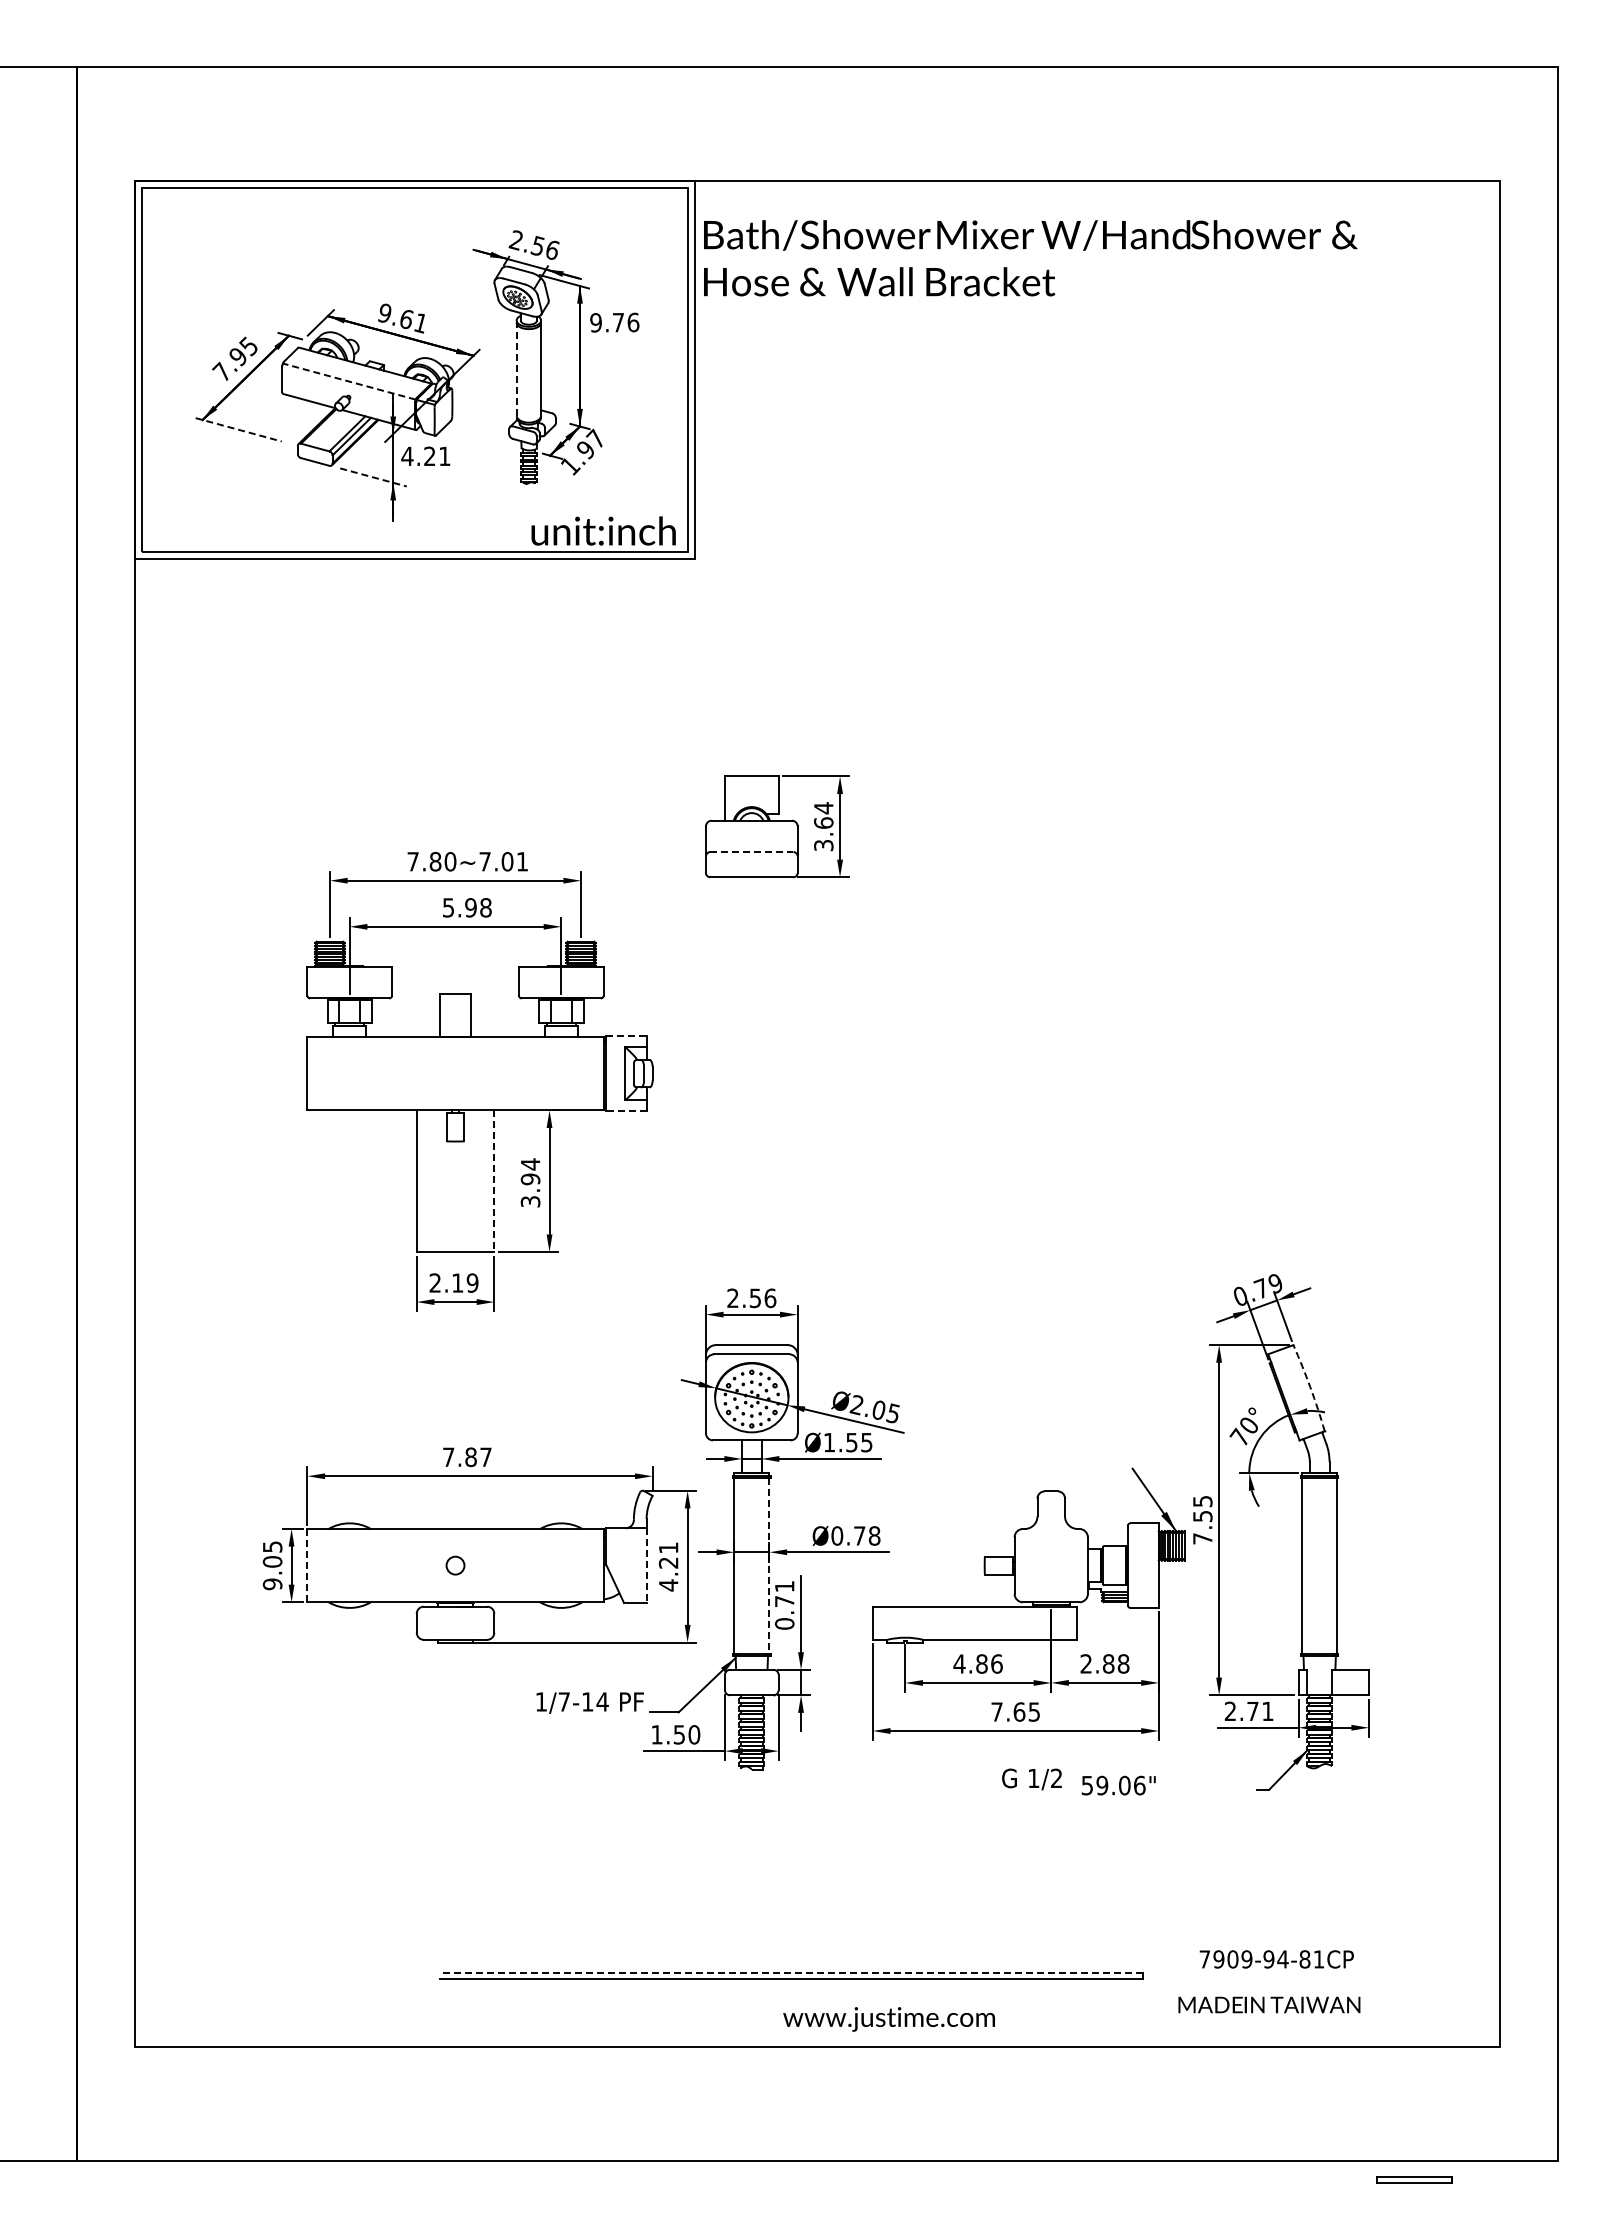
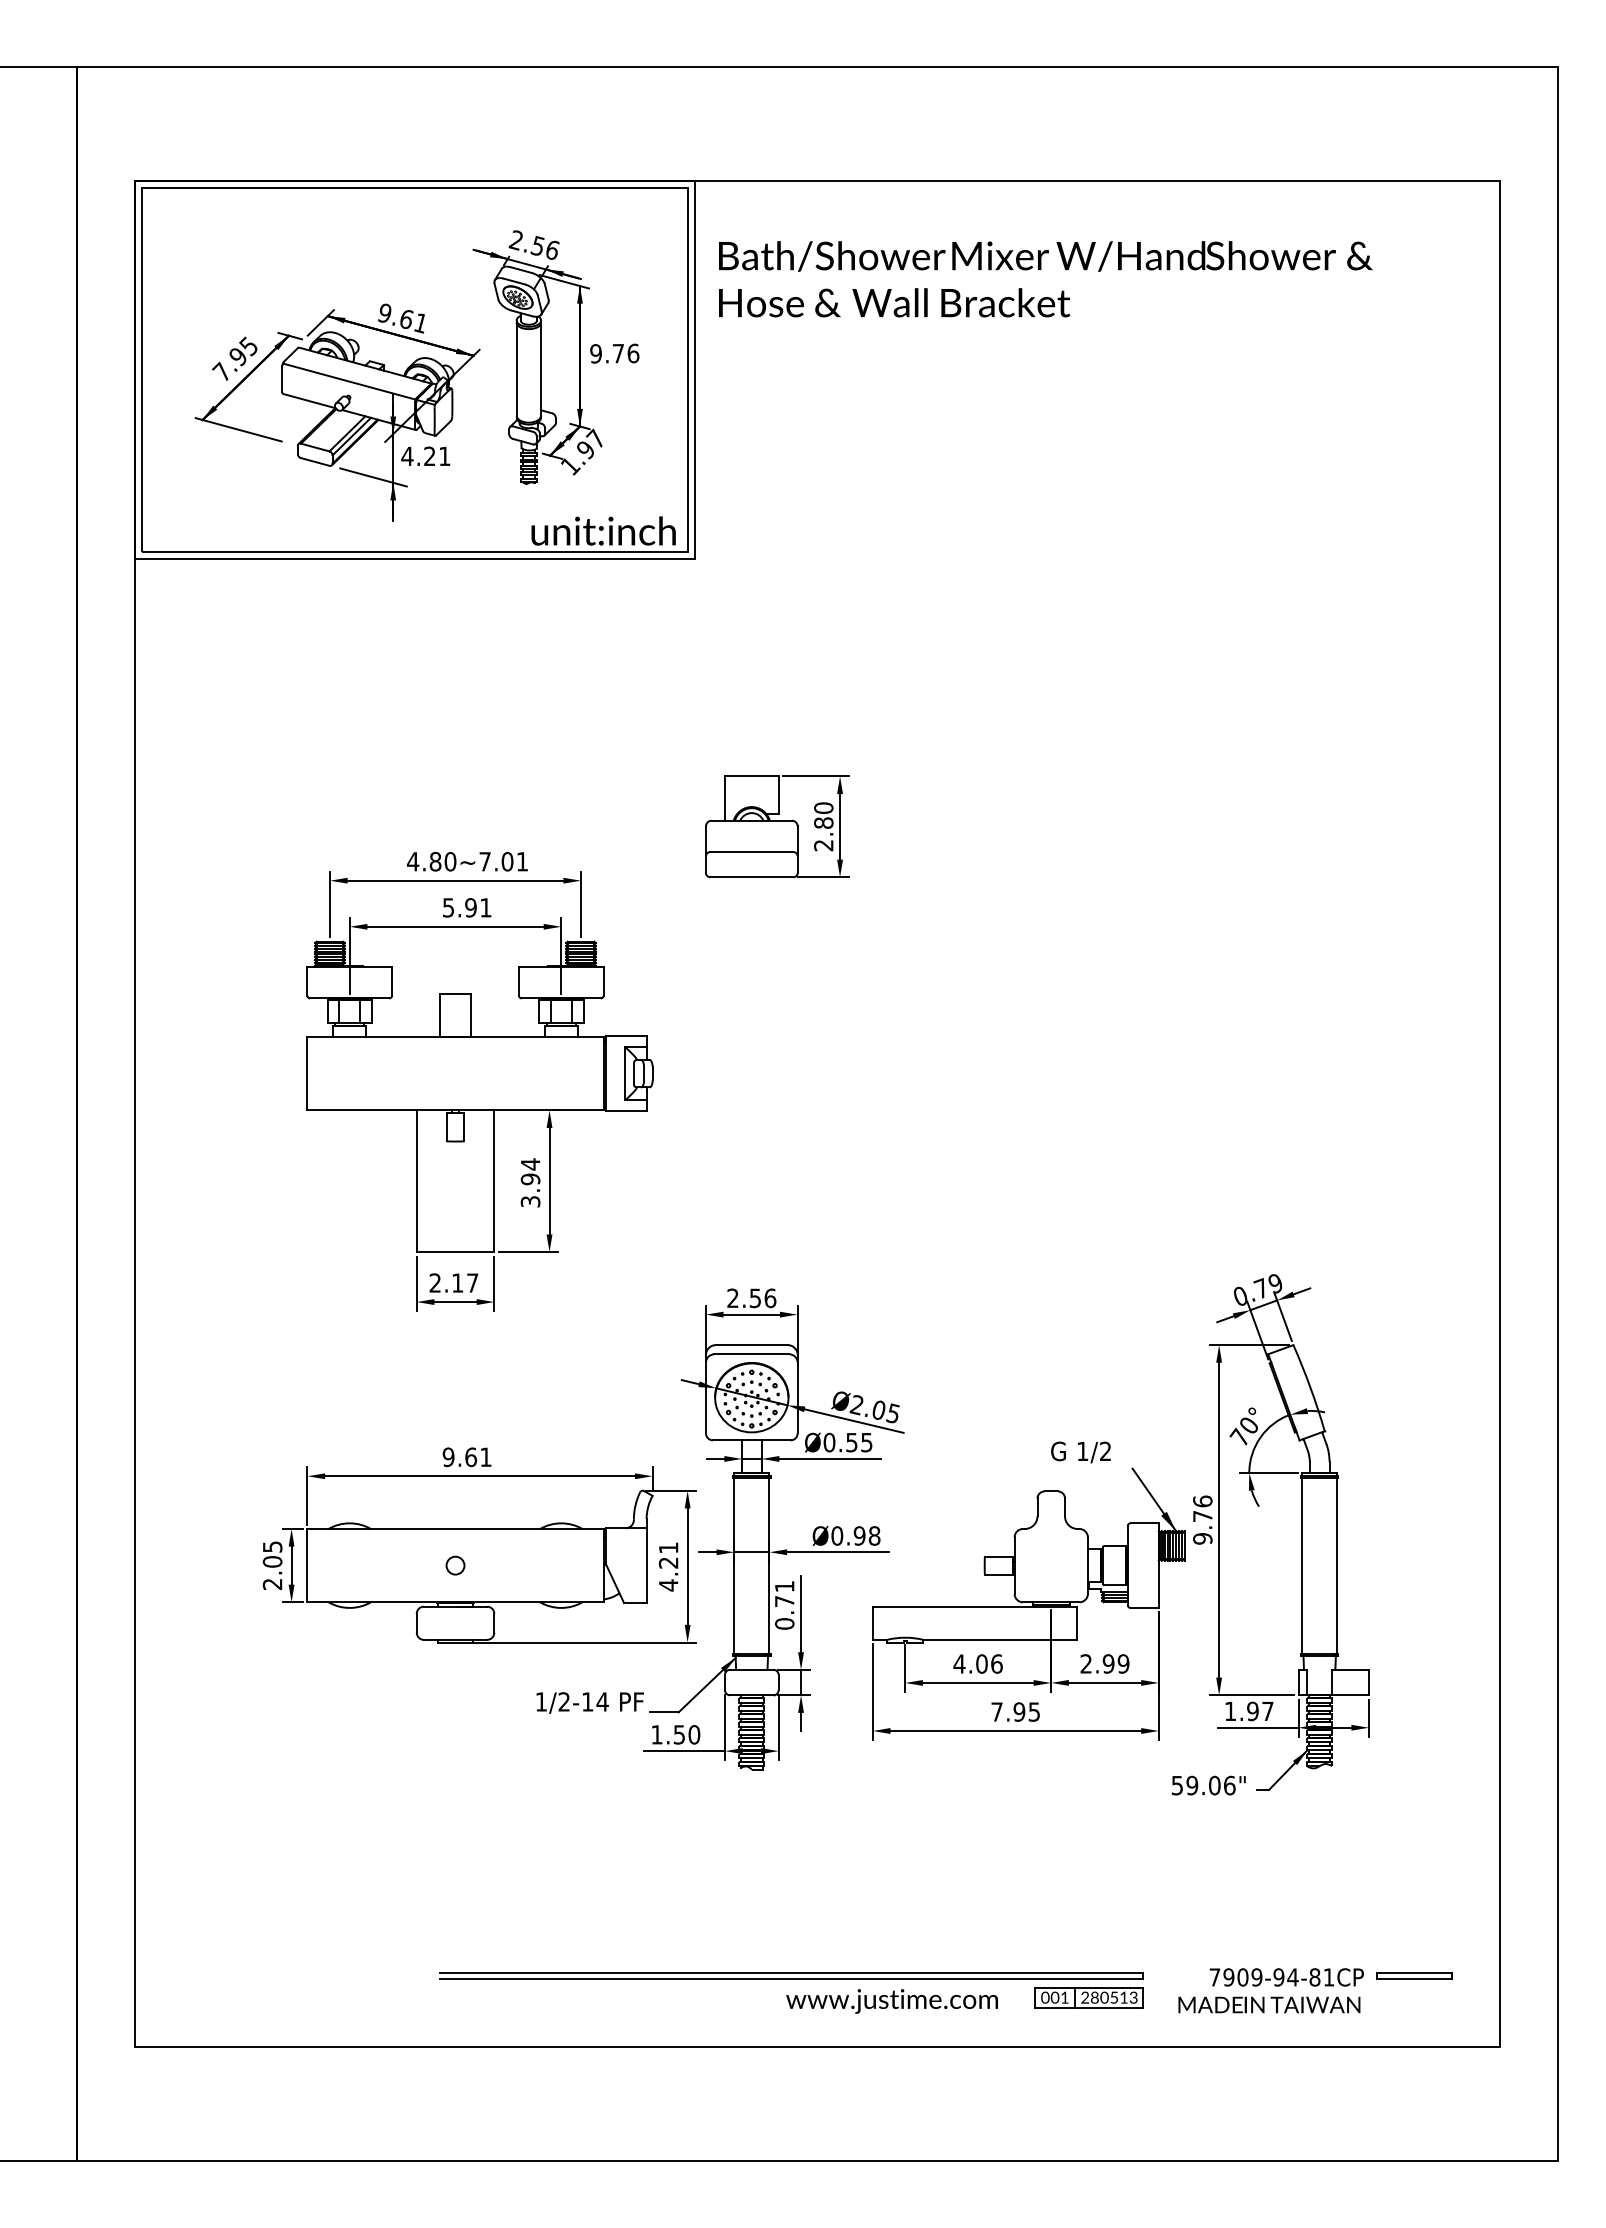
text position: (1030, 258) -> (1045, 279) (1045, 279)
text position: (614, 322) -> (614, 353) (614, 353)
line: dashed -> solid (516, 369)
line: dashed -> solid (349, 381)
line: dashed -> solid (238, 429)
line: dashed -> solid (373, 477)
text: 3.64 -> 2.80 (823, 826)
line: dashed -> solid (751, 852)
text: 7.80~7.01 -> 4.80~7.01 (412, 861)
text: 5.98 -> 5.91 (485, 907)
line: dashed -> solid (627, 1036)
line: dashed -> solid (626, 1111)
line: dashed -> solid (494, 1181)
text: 2.19 -> 2.17 (472, 1282)
arc: dashed -> solid (1310, 1387)
text: Ø1.55 -> Ø0.55 (829, 1442)
text: 7.87 -> 9.61 (466, 1457)
text: 7.55 -> 9.76 (1202, 1519)
text: Ø0.78 -> Ø0.98 (859, 1535)
line: dashed -> solid (307, 1565)
line: dashed -> solid (646, 1566)
line: dashed -> solid (769, 1566)
text: 9.05 -> 2.05 (272, 1584)
text: 4.86 -> 4.06 (981, 1663)
text: 2.88 -> 2.99 (1115, 1663)
text: 1/7-14 -> 1/2-14 (563, 1701)
text: 7.65 -> 7.95 (1019, 1711)
text: 2.71 -> 1.97 (1248, 1711)
text position: (1031, 1779) -> (1080, 1452) (1080, 1452)
text position: (1118, 1785) -> (1208, 1785) (1208, 1785)
text position: (1276, 1959) -> (1286, 1977) (1286, 1977)
line: dashed -> solid (790, 1973)
part: none -> present (1088, 1997)
text position: (888, 2019) -> (891, 2001) (891, 2001)
part position: (1414, 2179) -> (1414, 1975) (1414, 1975)
